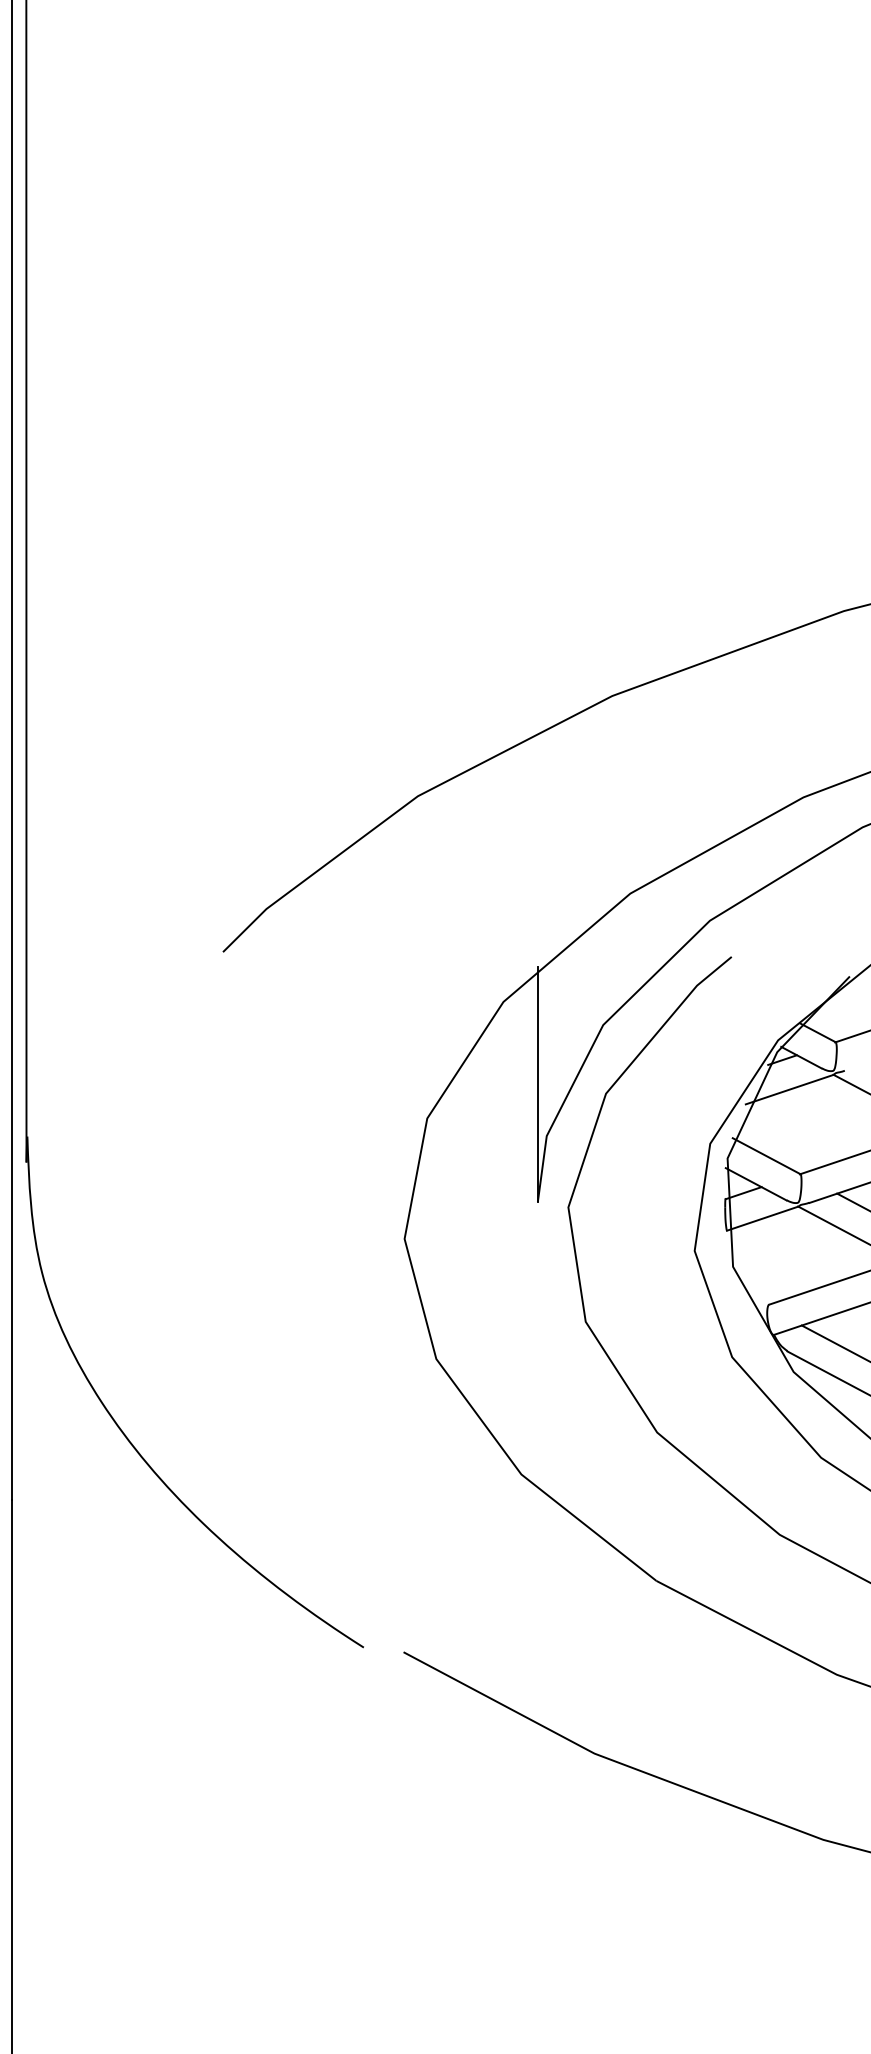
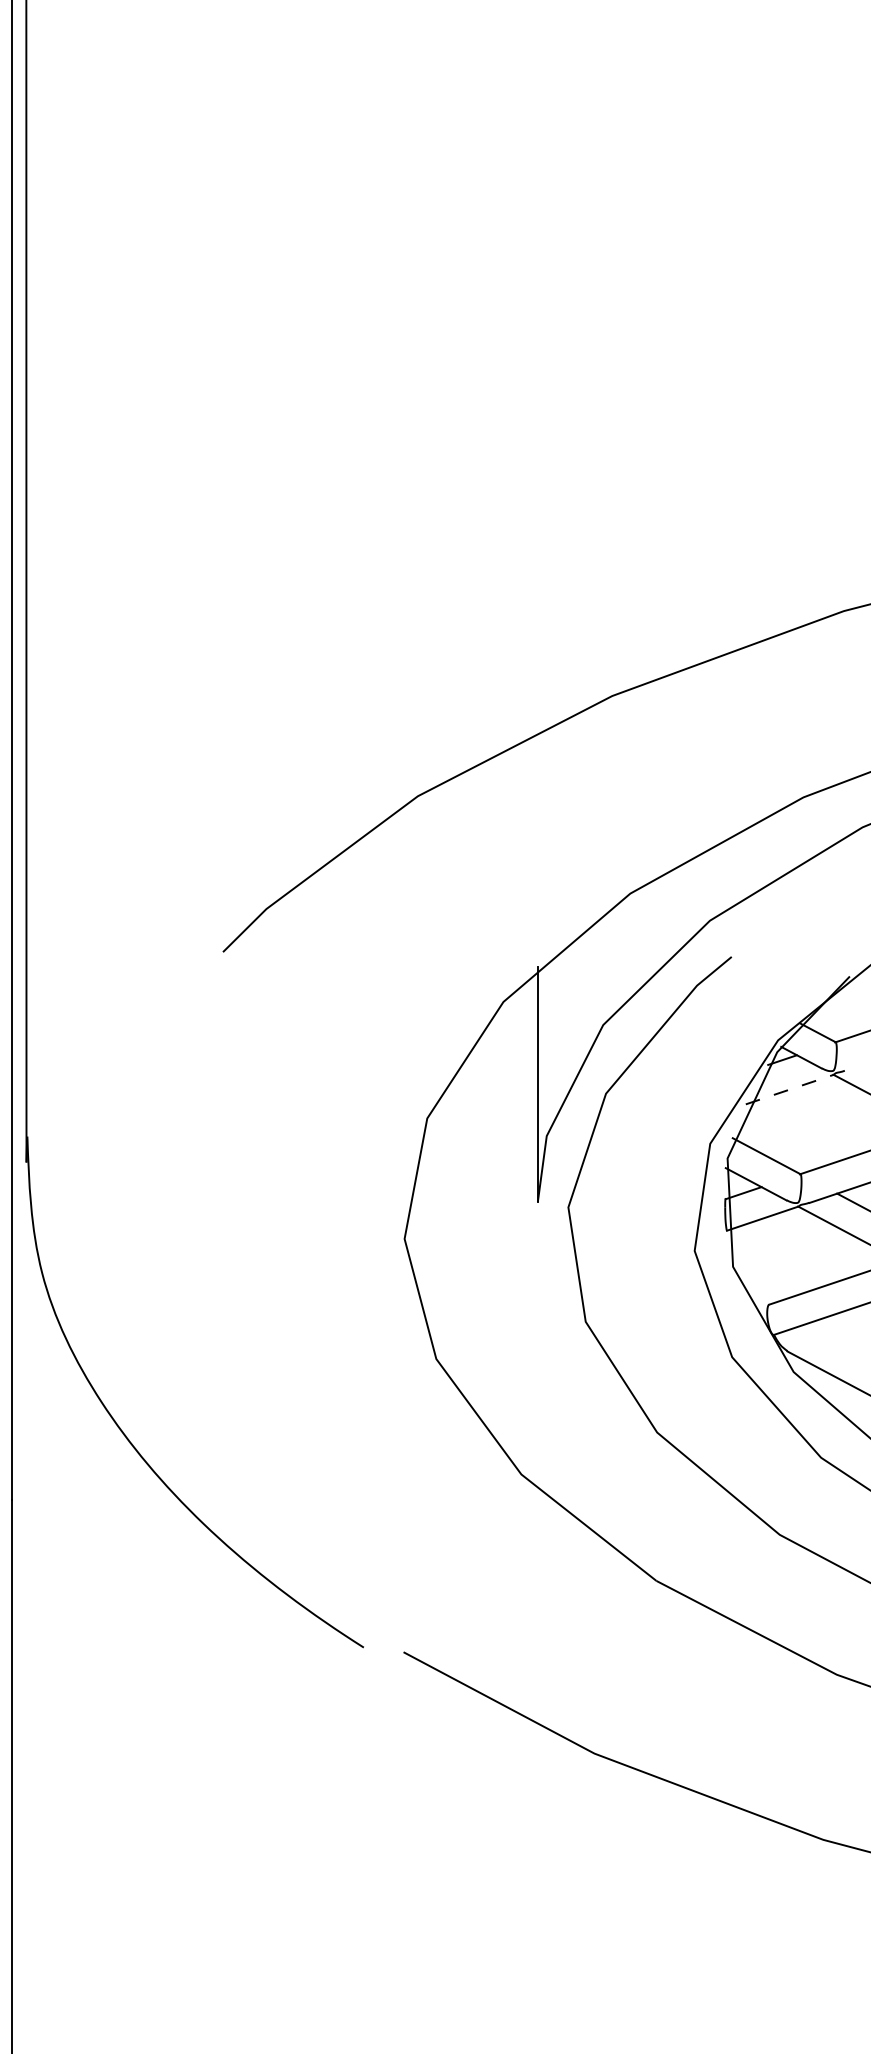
line: solid -> dashed (789, 1089)
line: present -> none (834, 1342)
